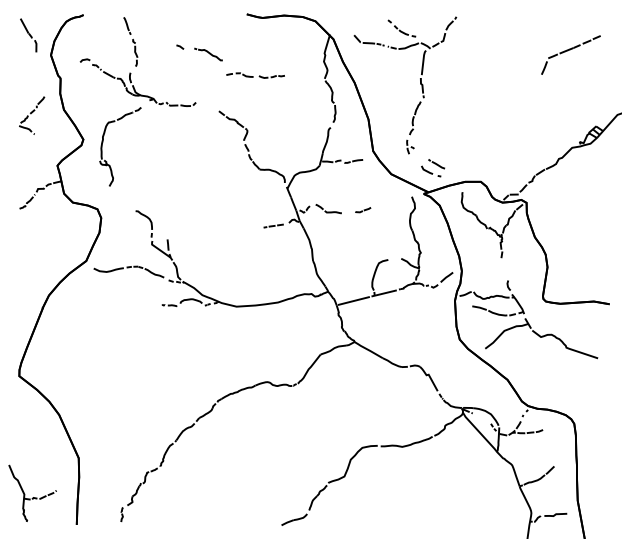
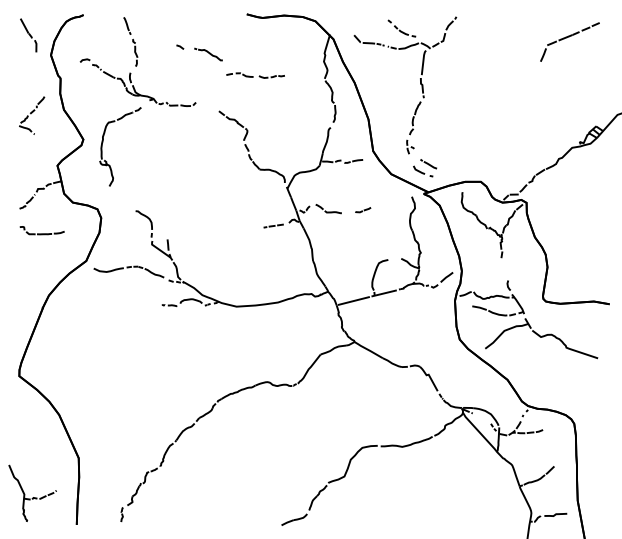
part position: (570, 54) -> (569, 41) (569, 41)
part position: (433, 168) -> (425, 168) (425, 168)
part: none -> present (41, 230)
